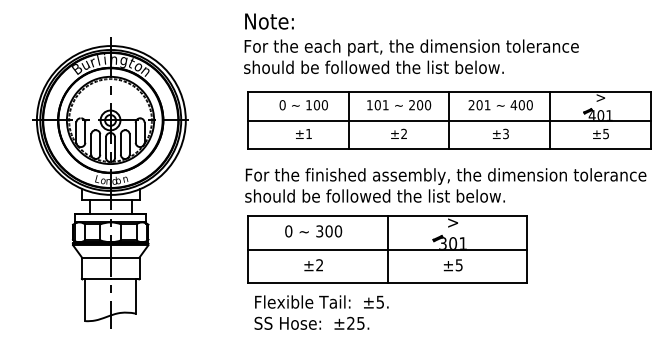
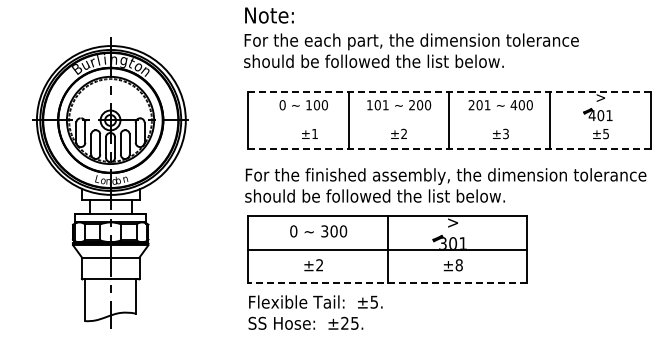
text position: (411, 43) -> (411, 37) (411, 37)
line: solid -> dashed (449, 91)
line: present -> none (449, 120)
text position: (303, 133) -> (309, 133) (309, 133)
line: solid -> dashed (448, 149)
text position: (313, 231) -> (318, 231) (318, 231)
text: ±5 -> ±8 (458, 265)
line: solid -> dashed (387, 283)
text position: (321, 312) -> (315, 312) (315, 312)
